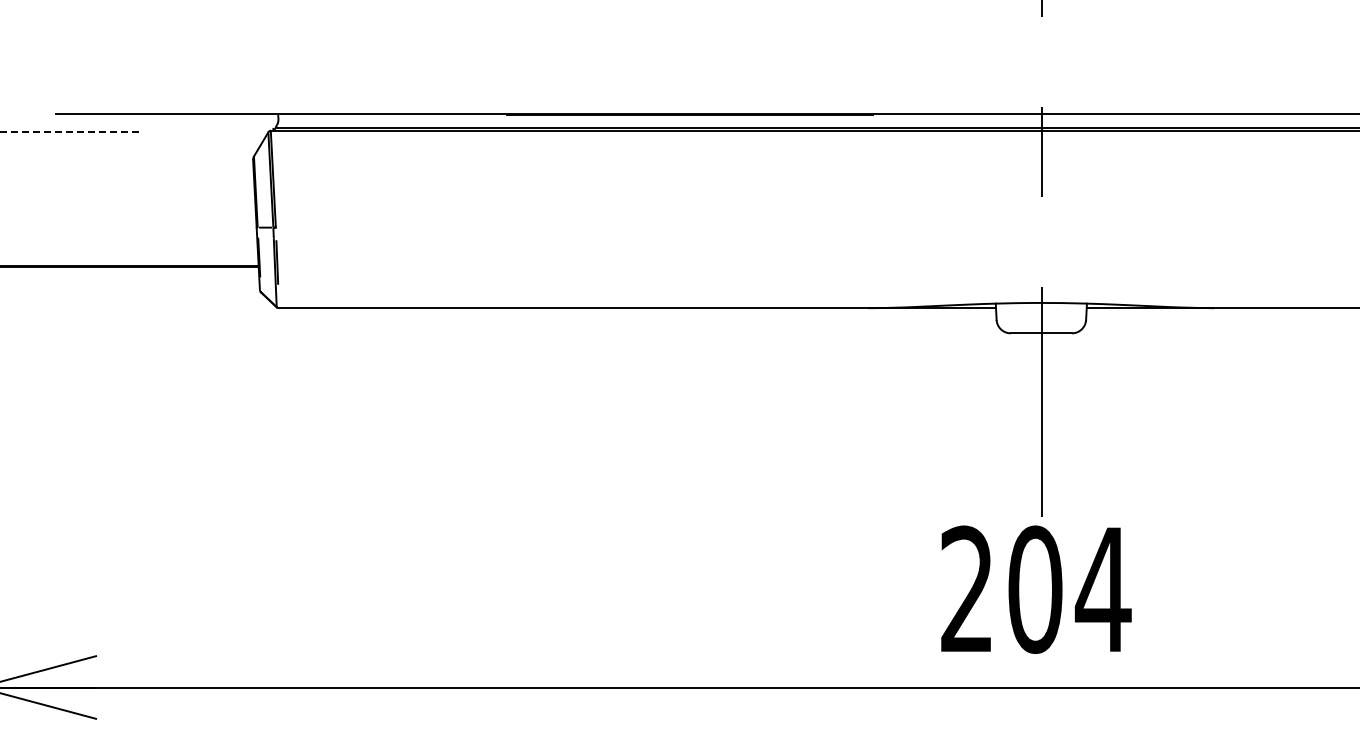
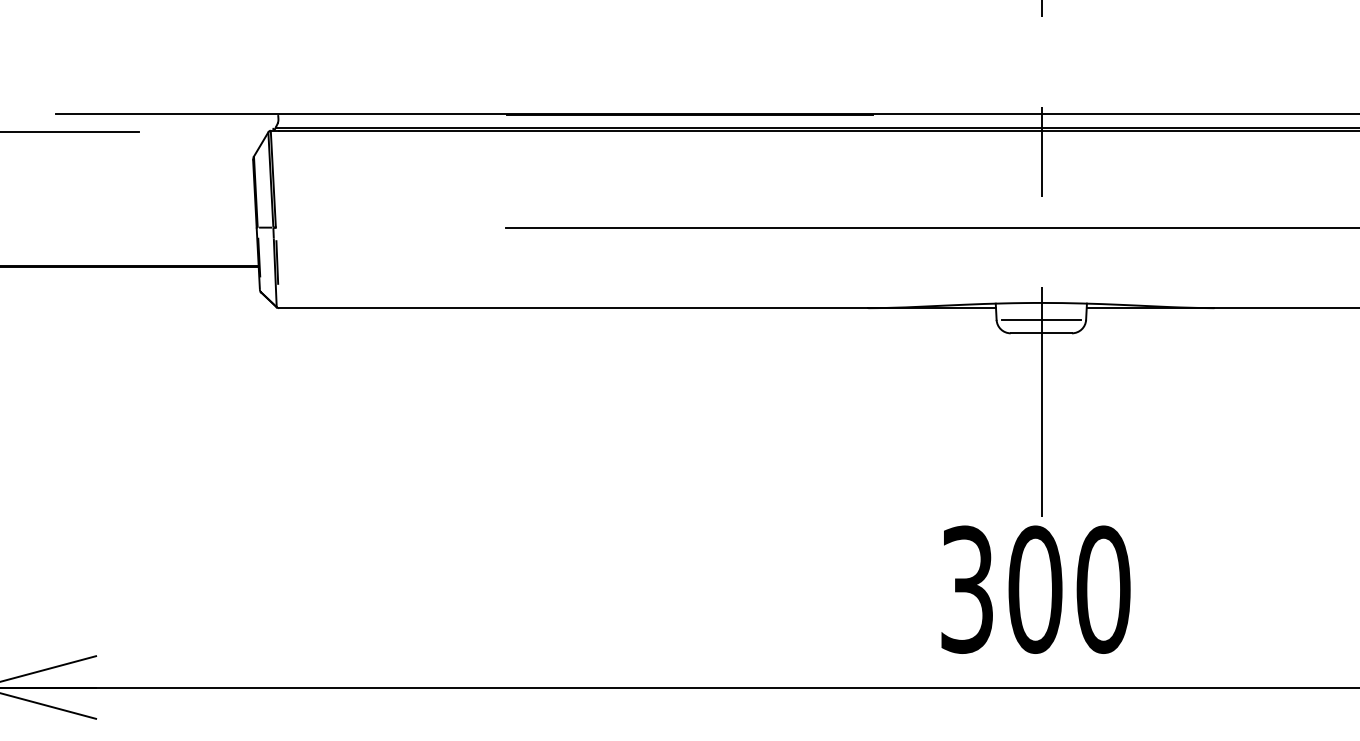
line: dashed -> solid (69, 132)
line: none -> present (930, 227)
line: none -> present (1040, 319)
text: 204 -> 300 (1036, 589)
